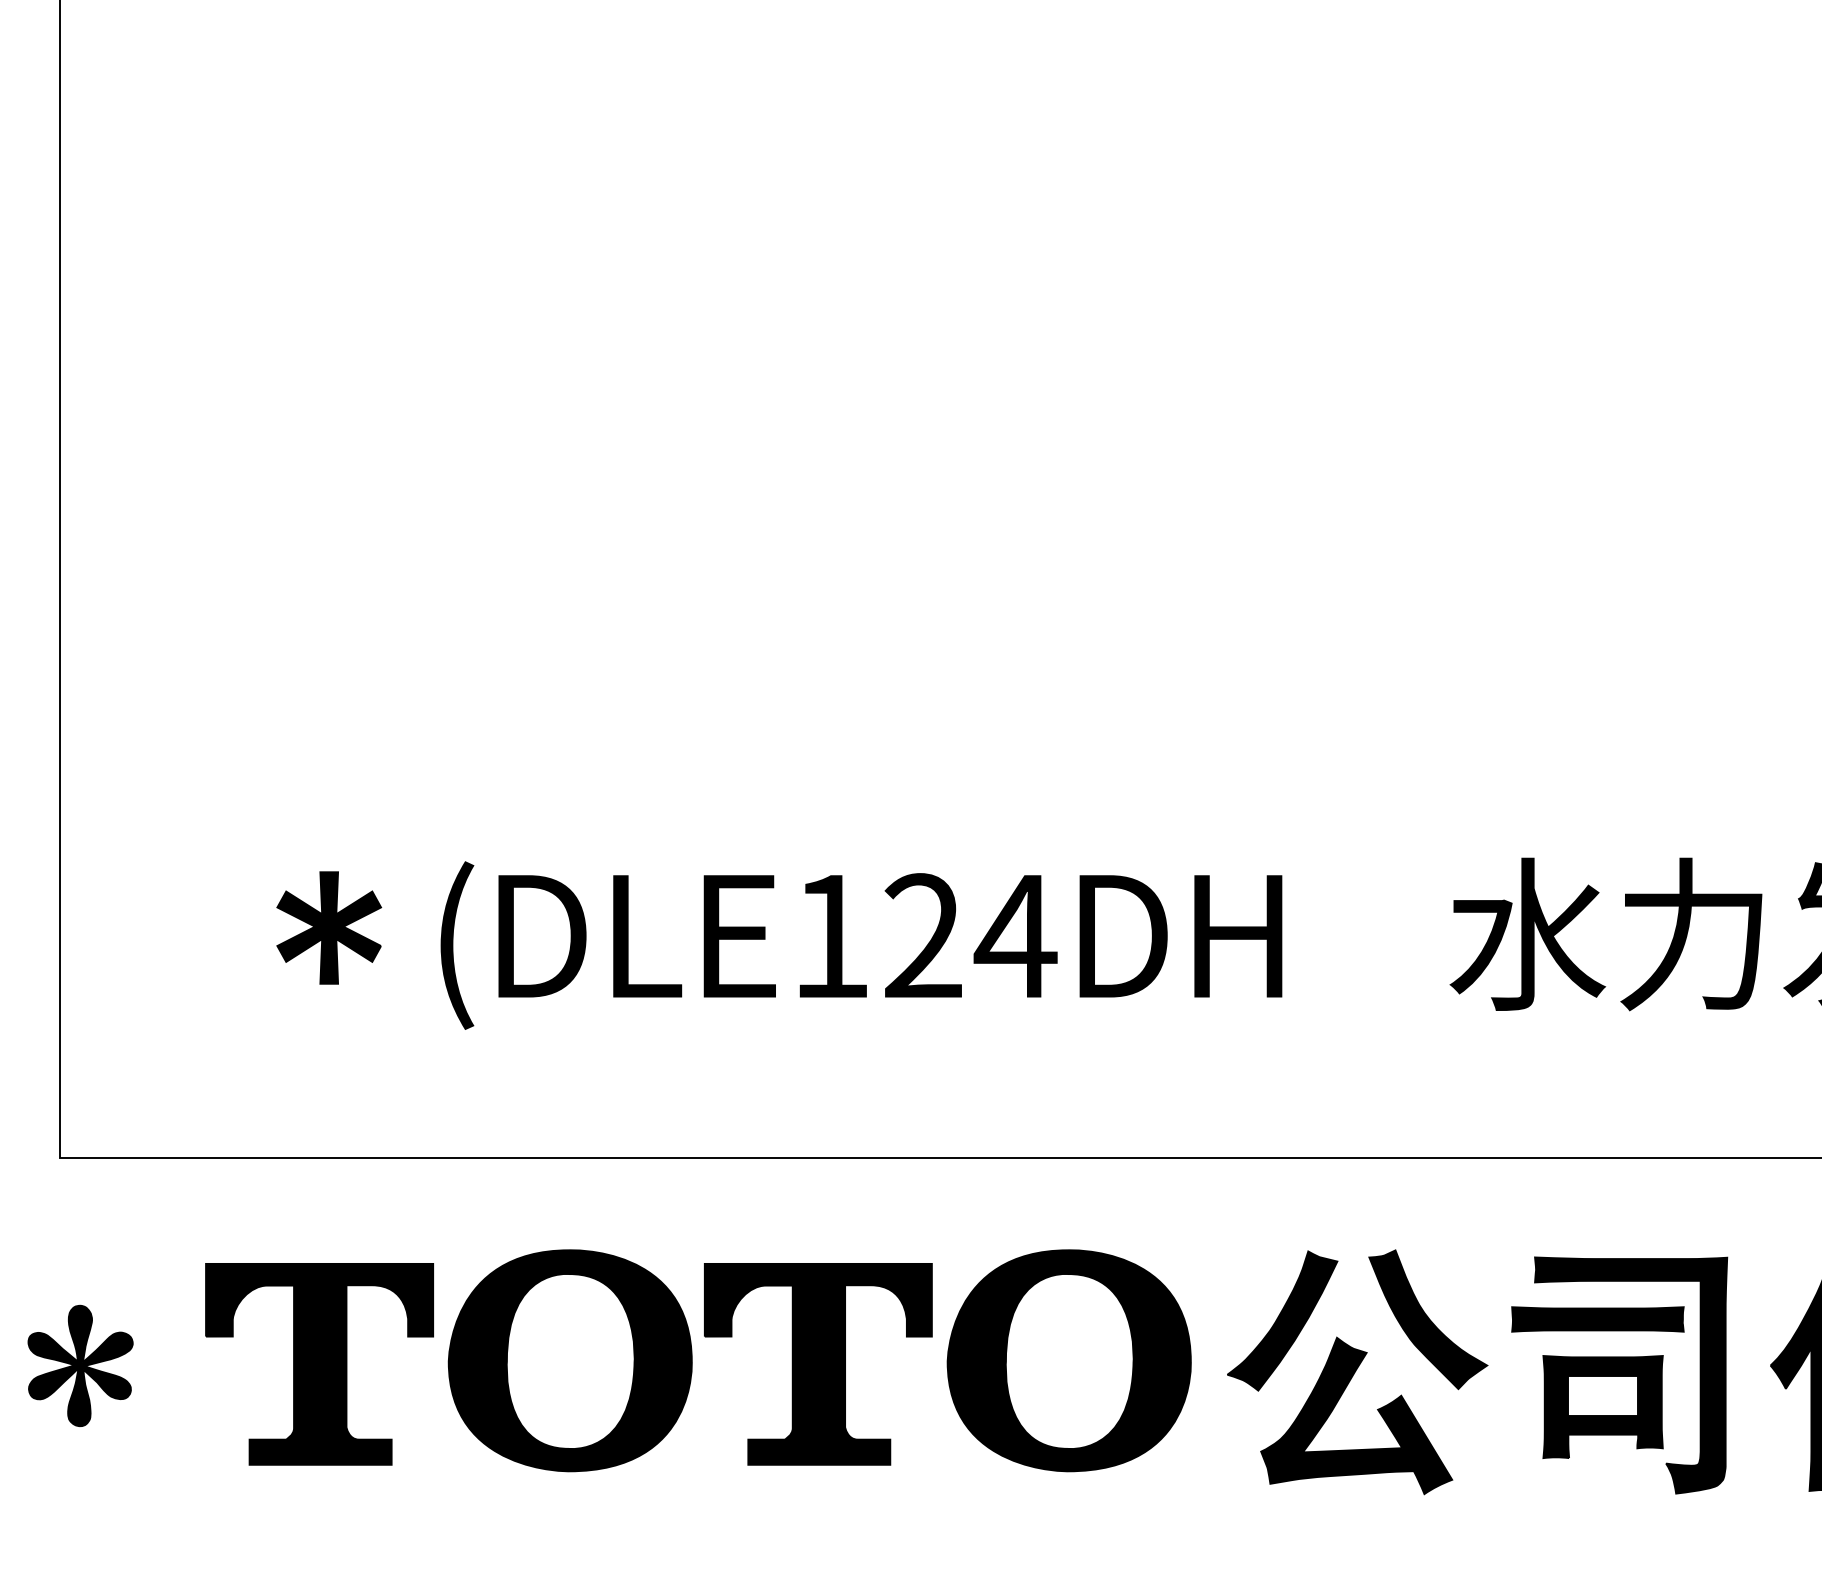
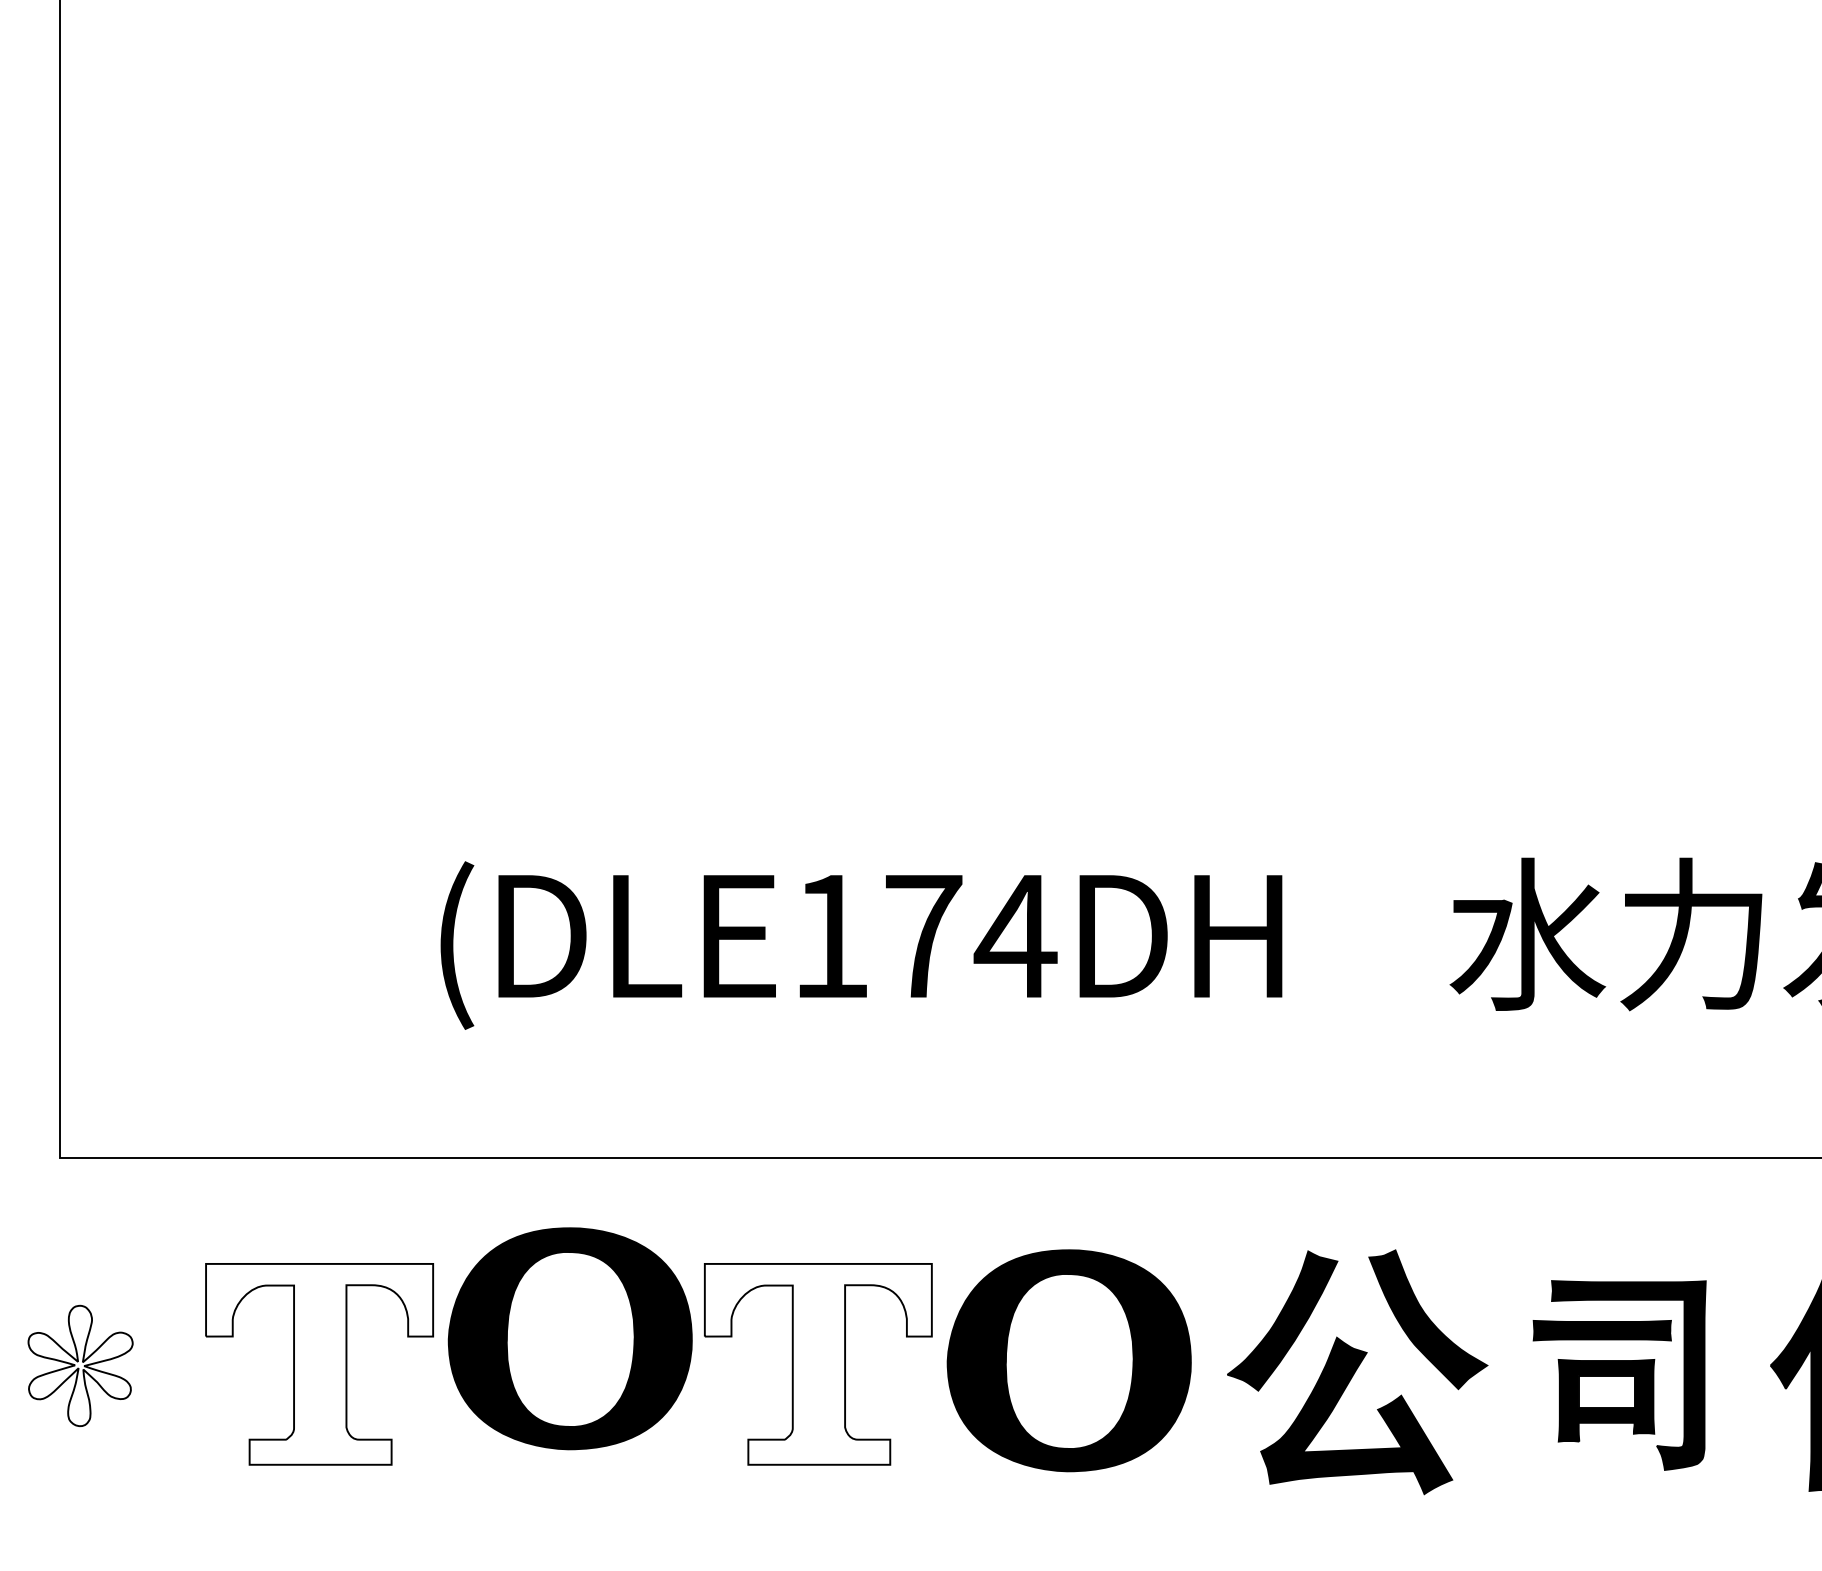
part: present -> none (329, 927)
text: (DLE124DH -> (DLE174DH (923, 935)
part position: (569, 1360) -> (569, 1338) (569, 1338)
fill: present -> none (319, 1363)
fill: present -> none (817, 1363)
fill: present -> none (80, 1365)
part size: 218x239 px -> 175x191 px (1619, 1375)
